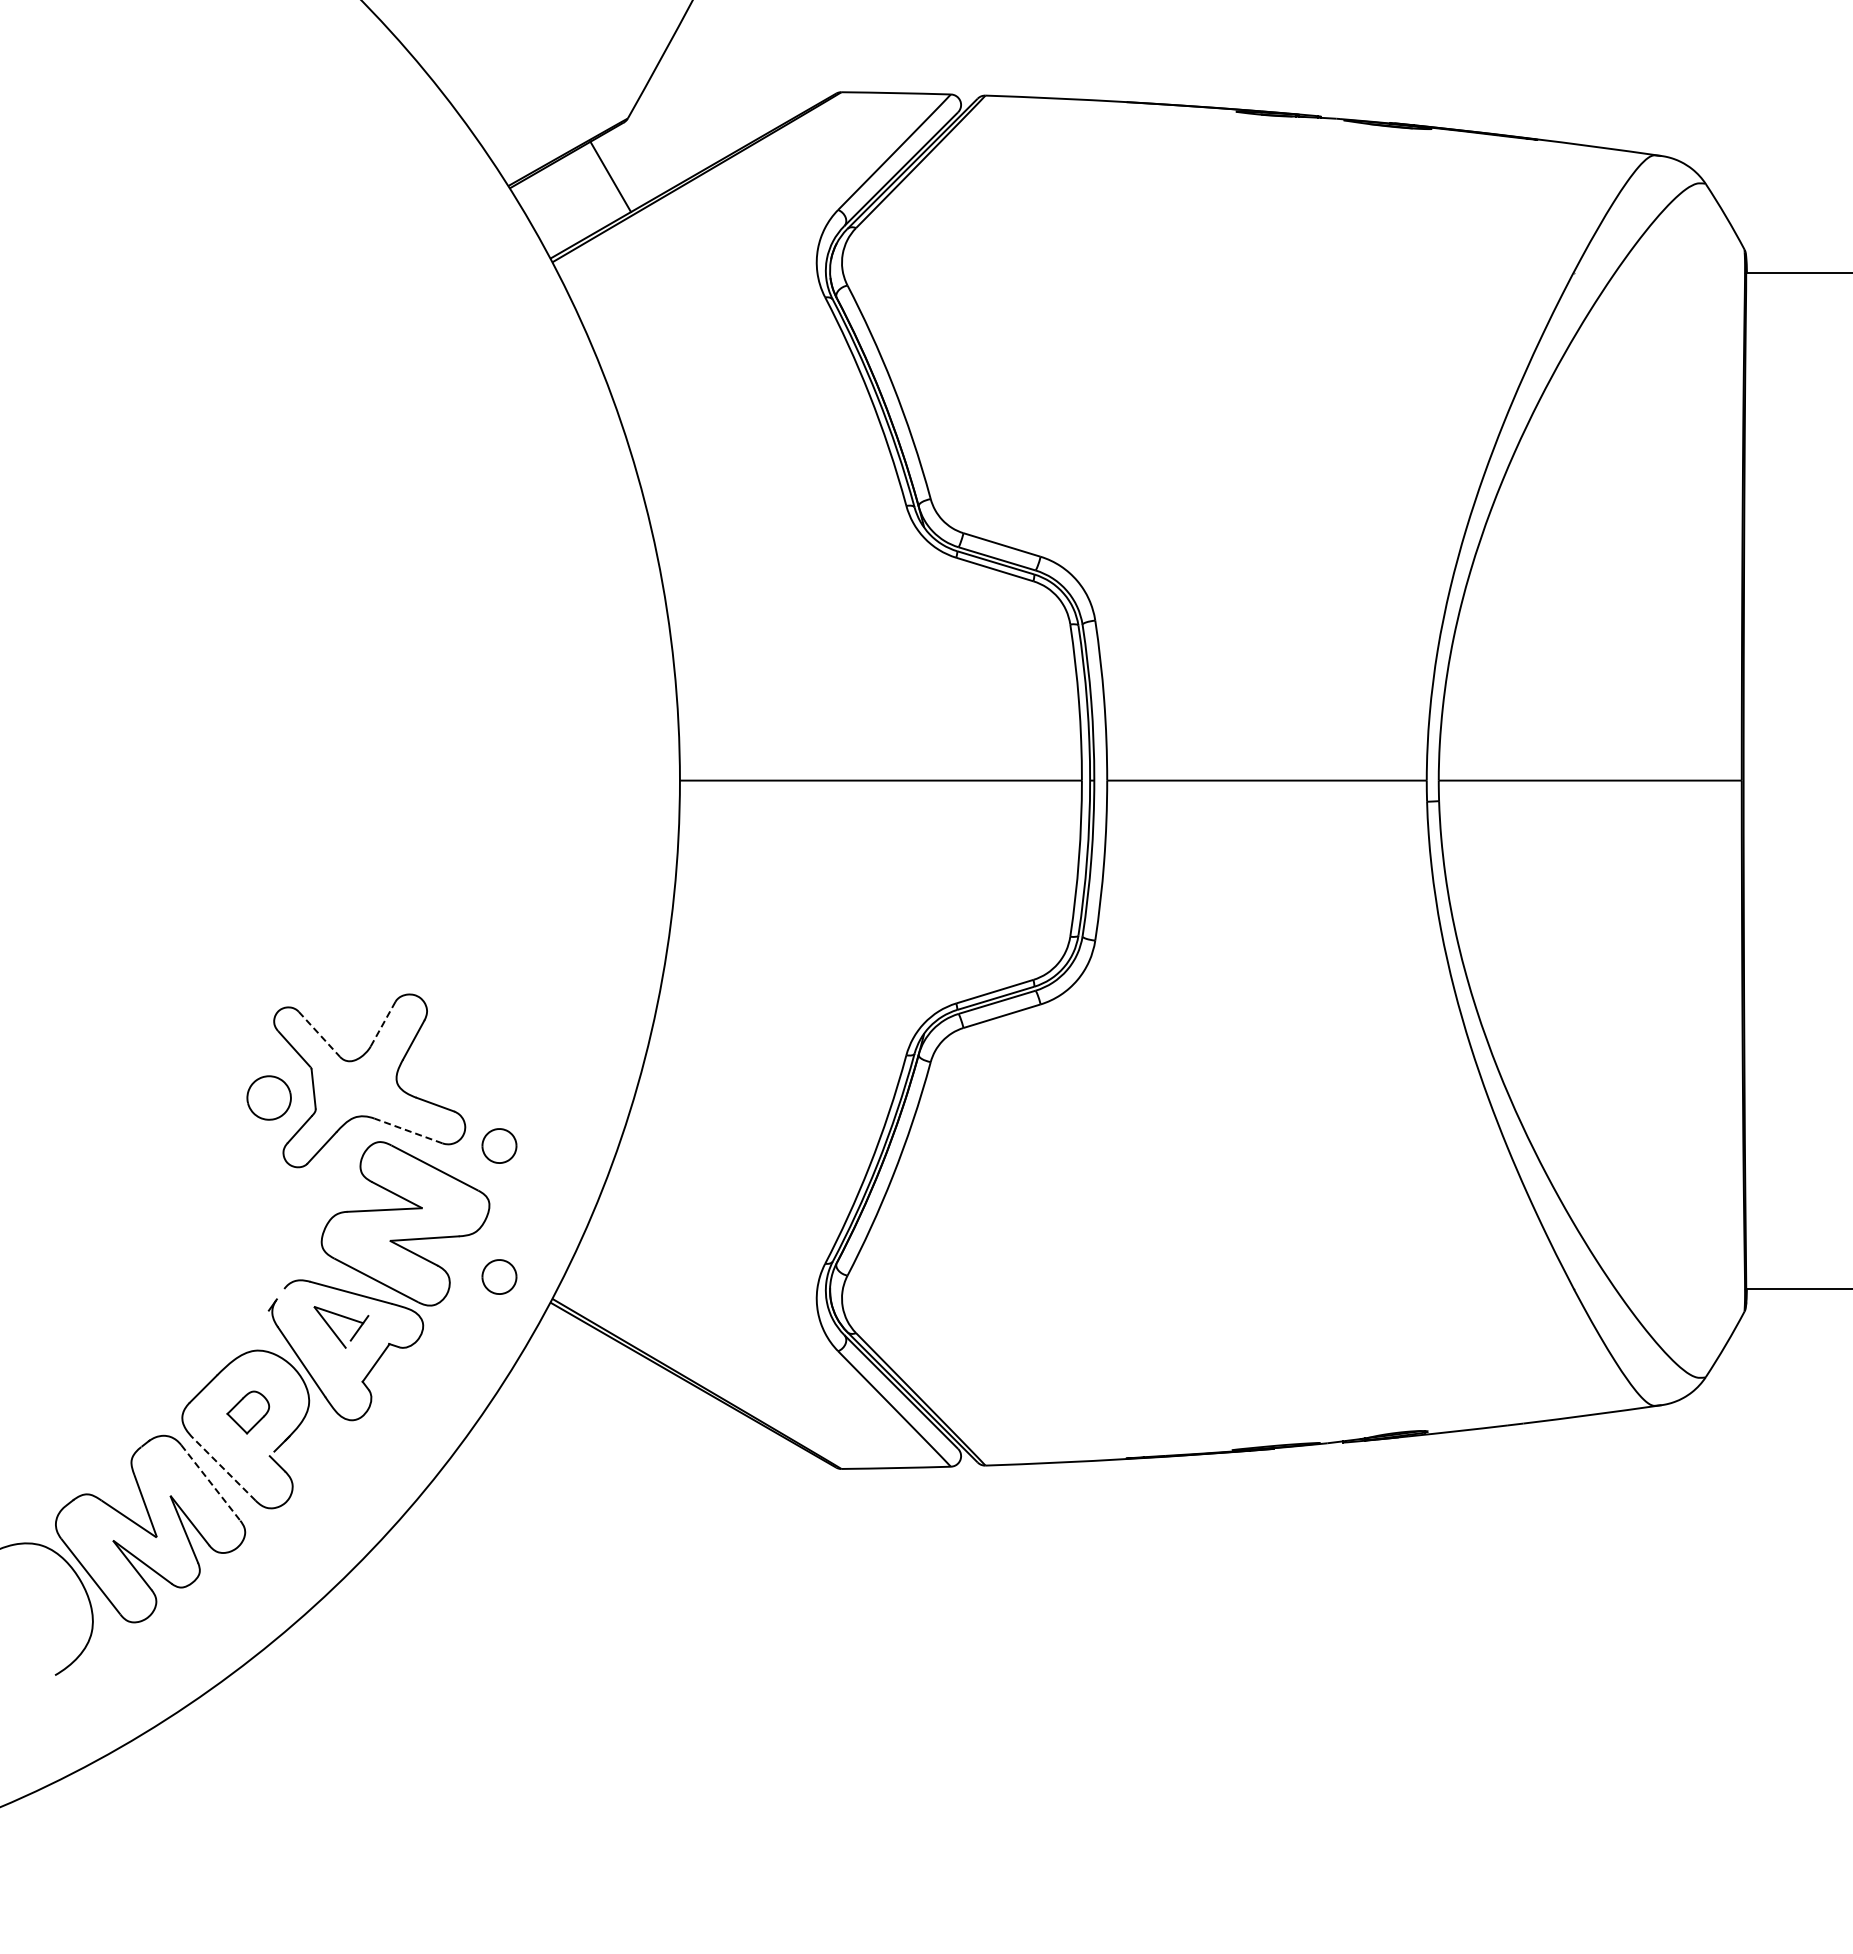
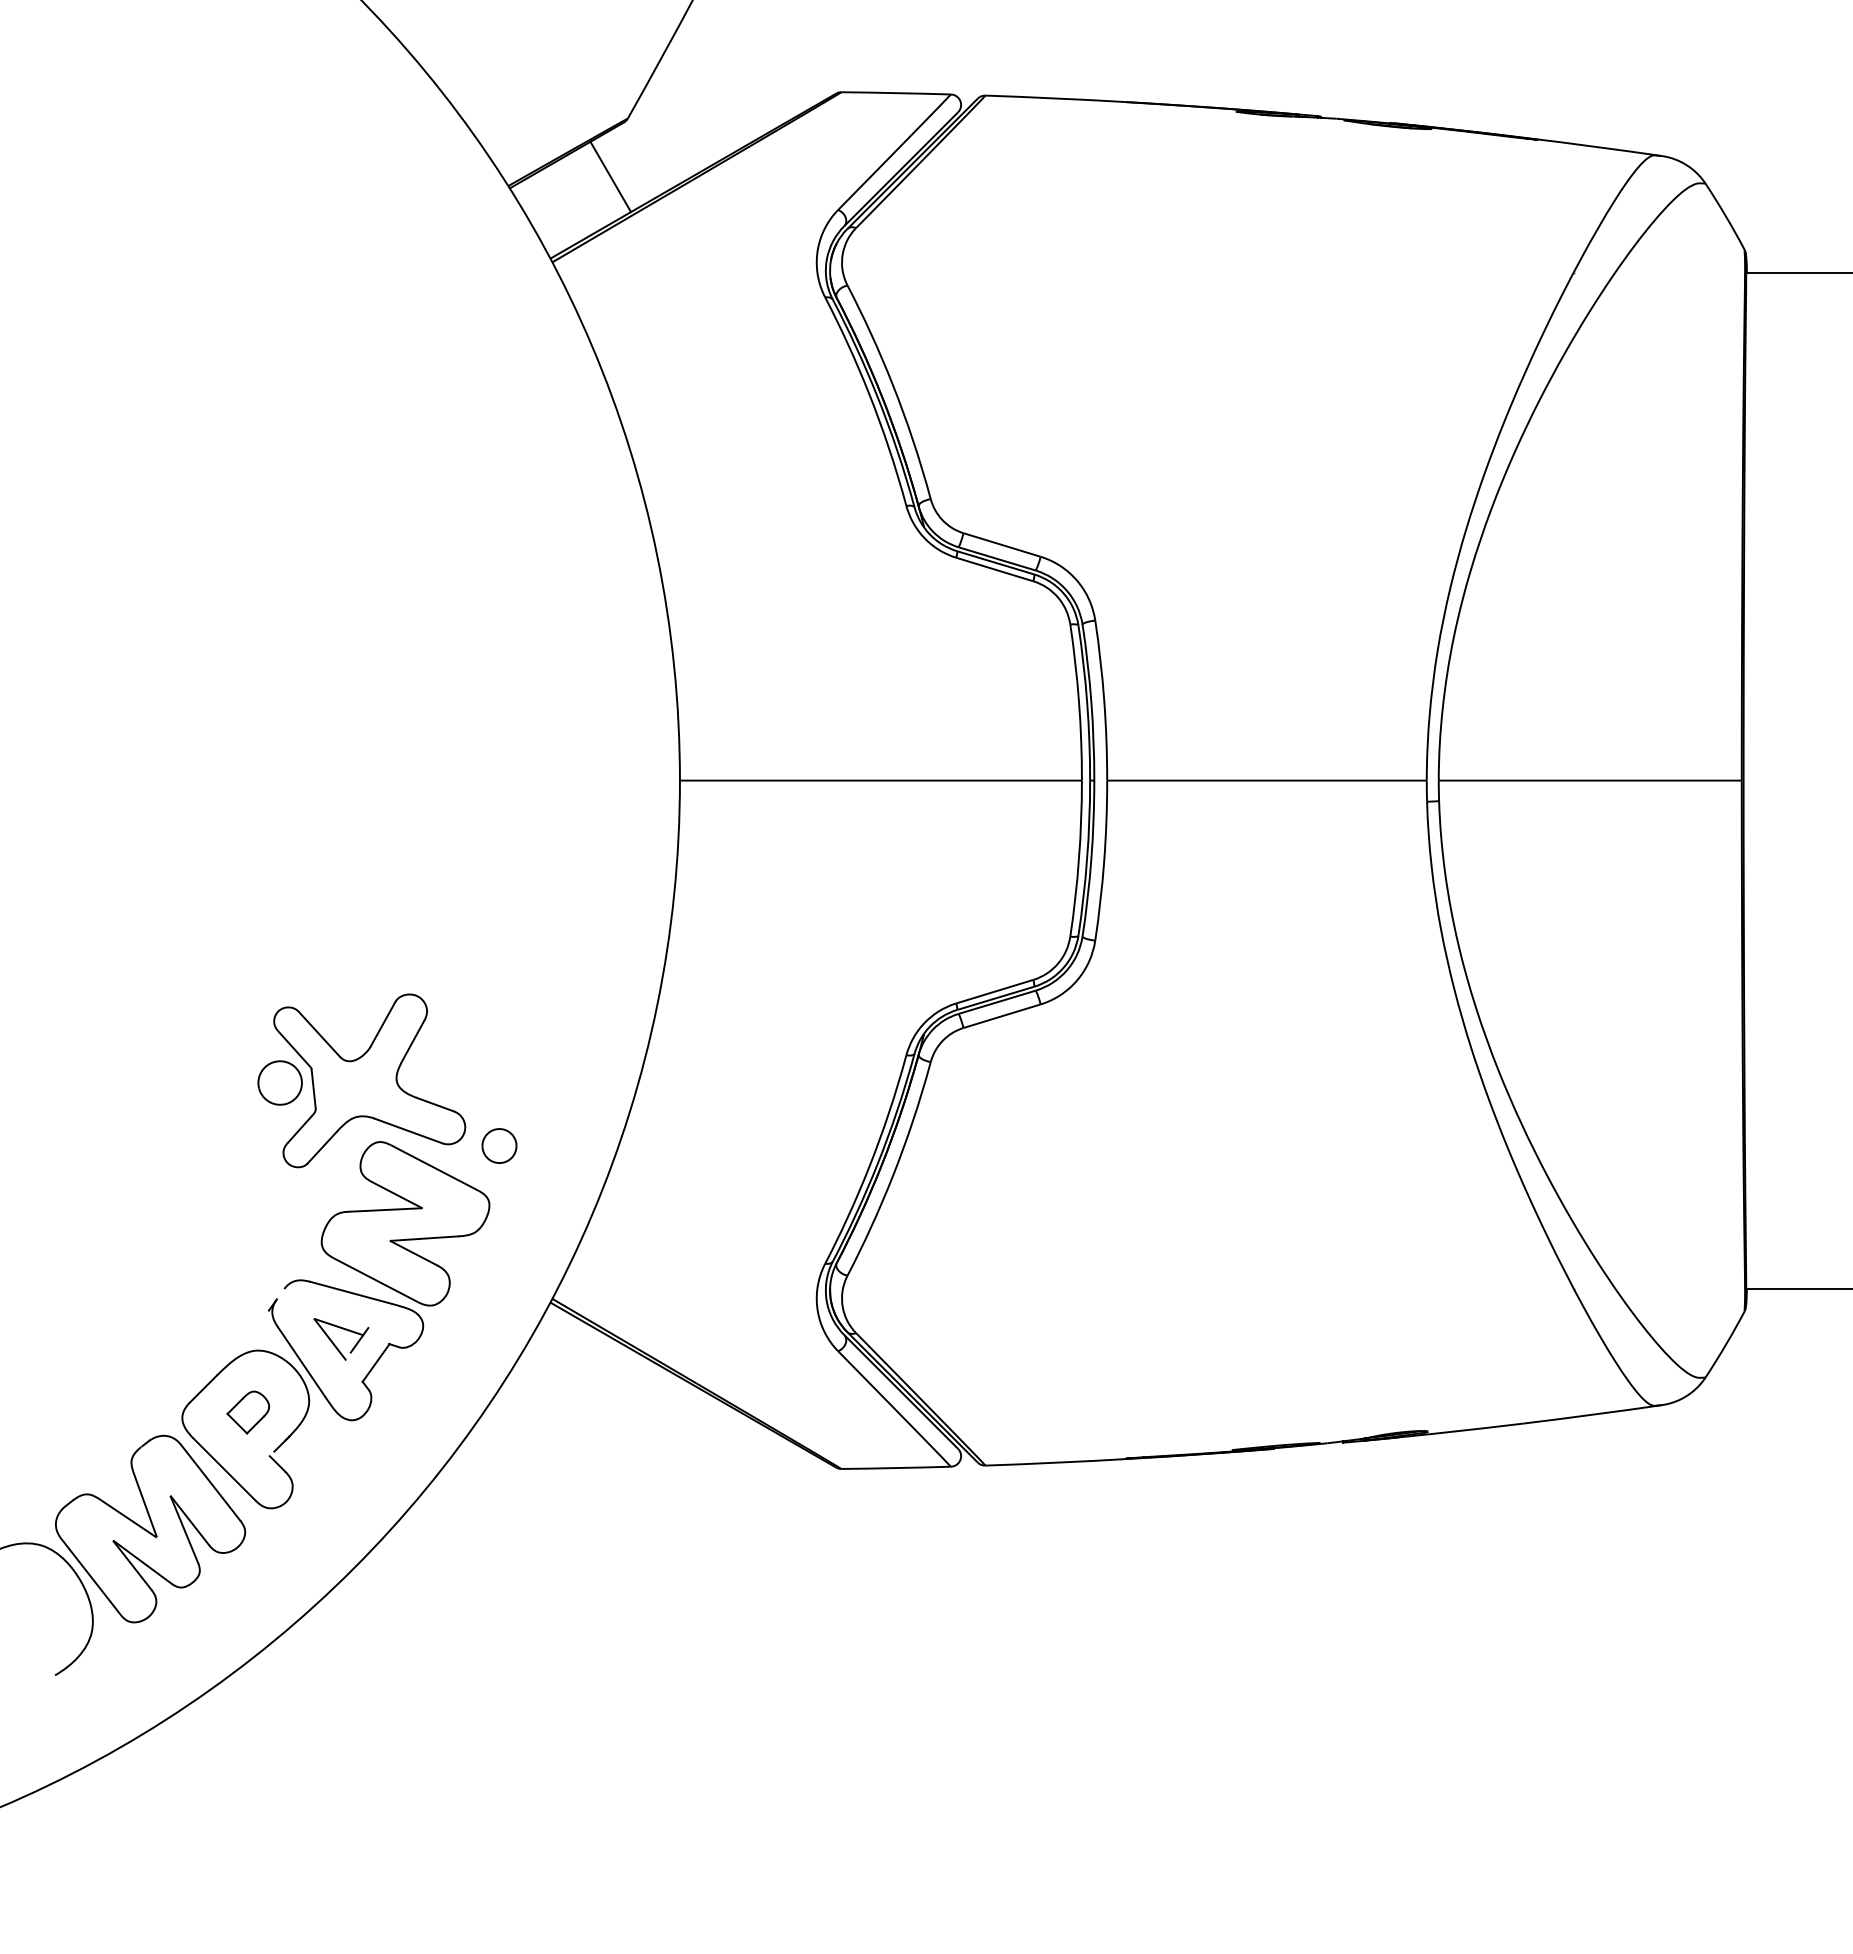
line: dashed -> solid (383, 1023)
line: dashed -> solid (319, 1034)
part position: (268, 1097) -> (279, 1082) (279, 1082)
line: dashed -> solid (408, 1130)
part: present -> none (499, 1276)
part position: (335, 1332) -> (335, 1344) (335, 1344)
line: dashed -> solid (224, 1469)
line: dashed -> solid (210, 1482)
